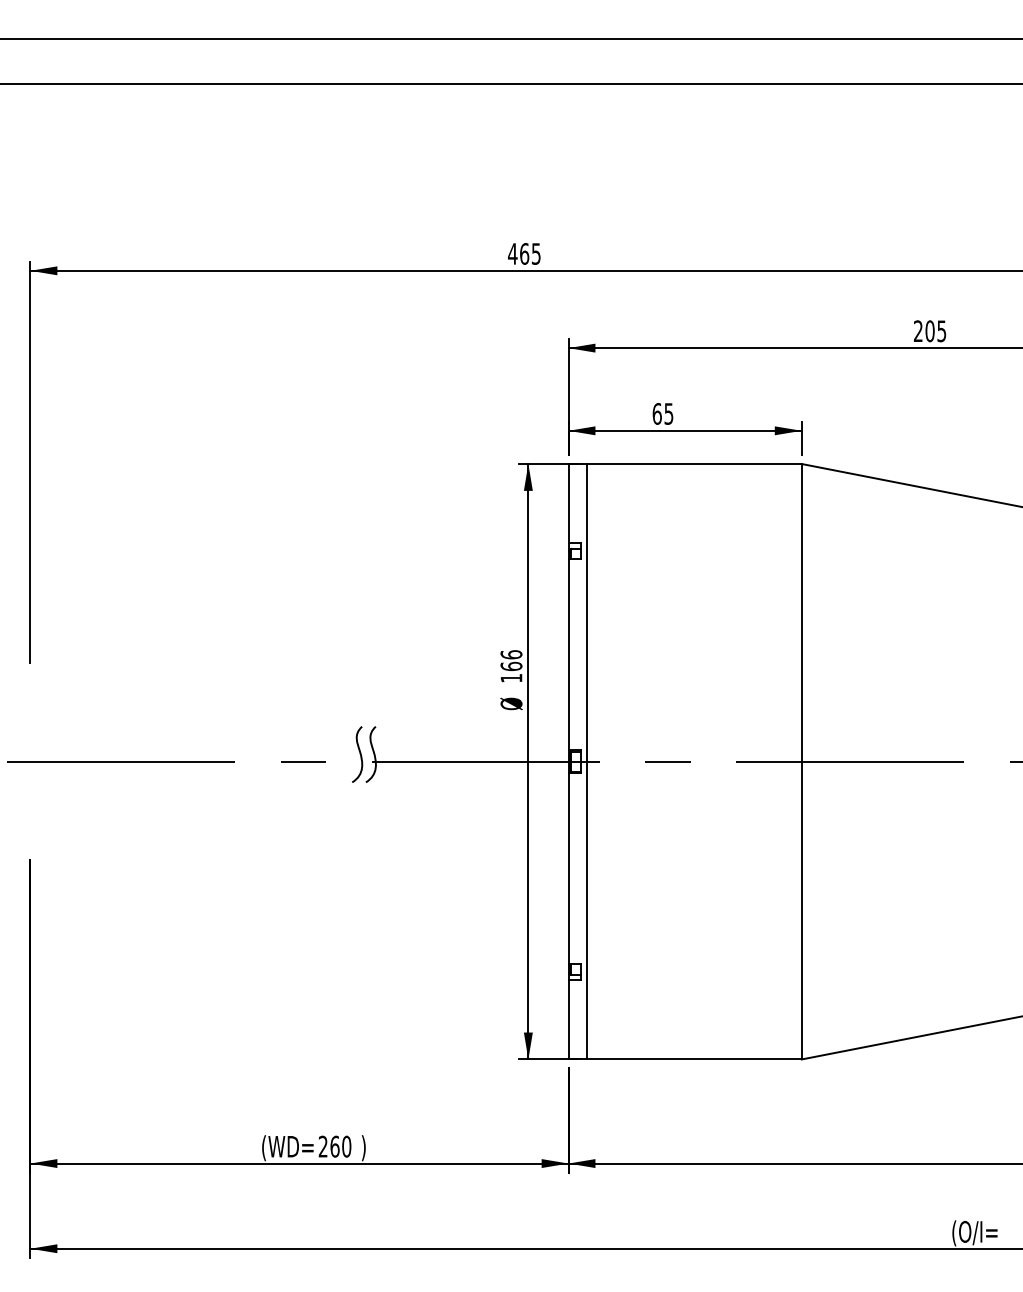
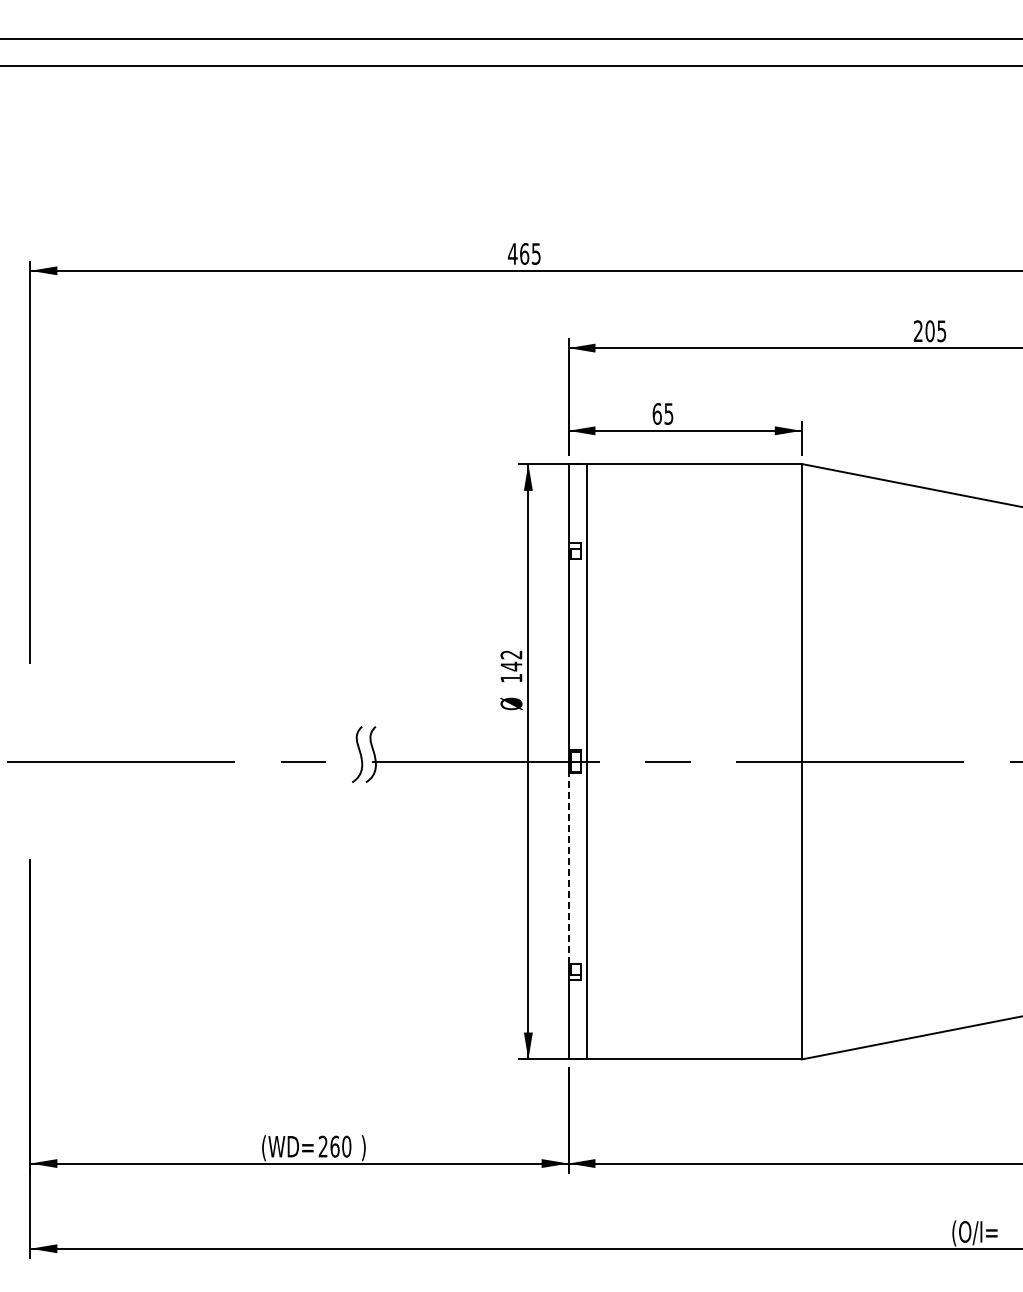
line position: (510, 83) -> (510, 65) (510, 65)
text: 166 -> 142 (511, 660)
line: solid -> dashed (568, 868)
